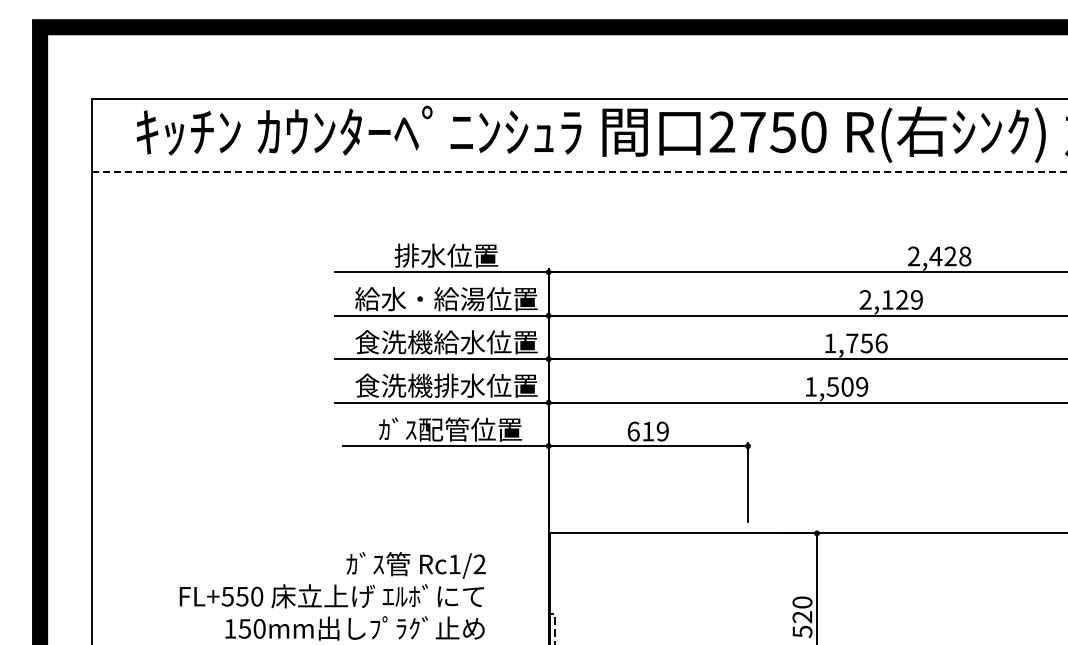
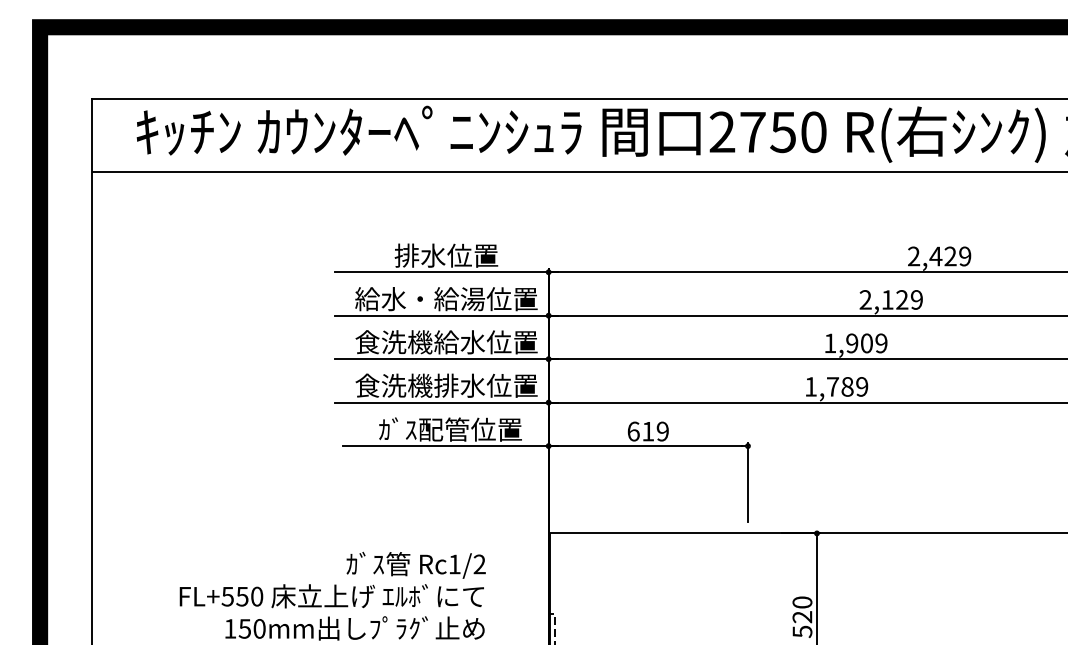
line: dashed -> solid (580, 171)
text: 2,428 -> 2,429 (965, 256)
text: 1,756 -> 1,909 (866, 343)
text: 1,509 -> 1,789 (839, 386)
